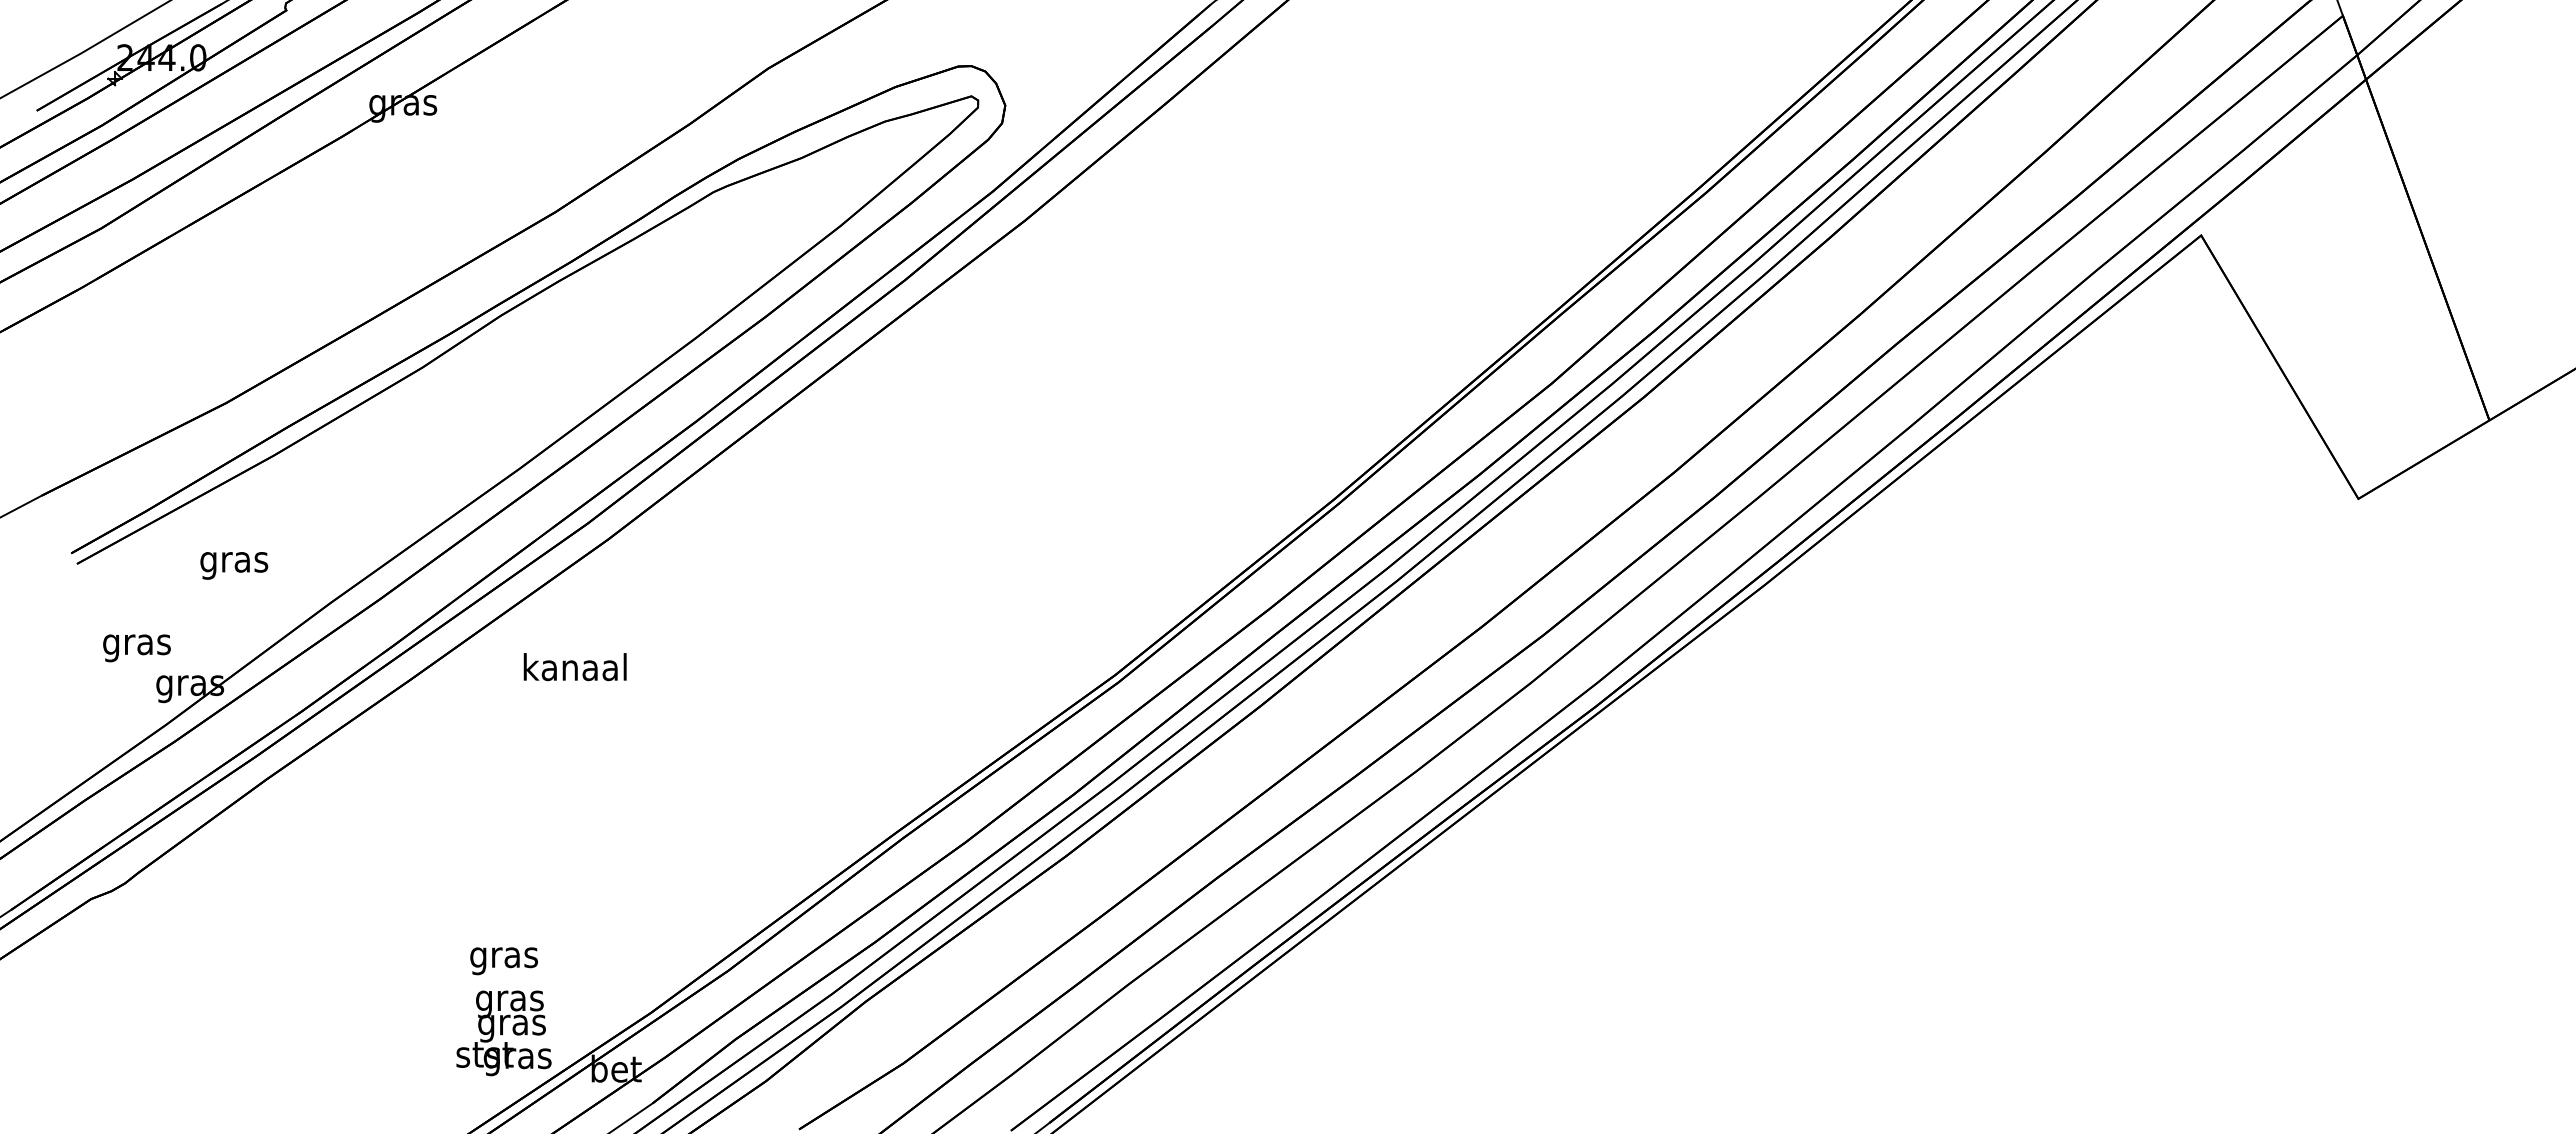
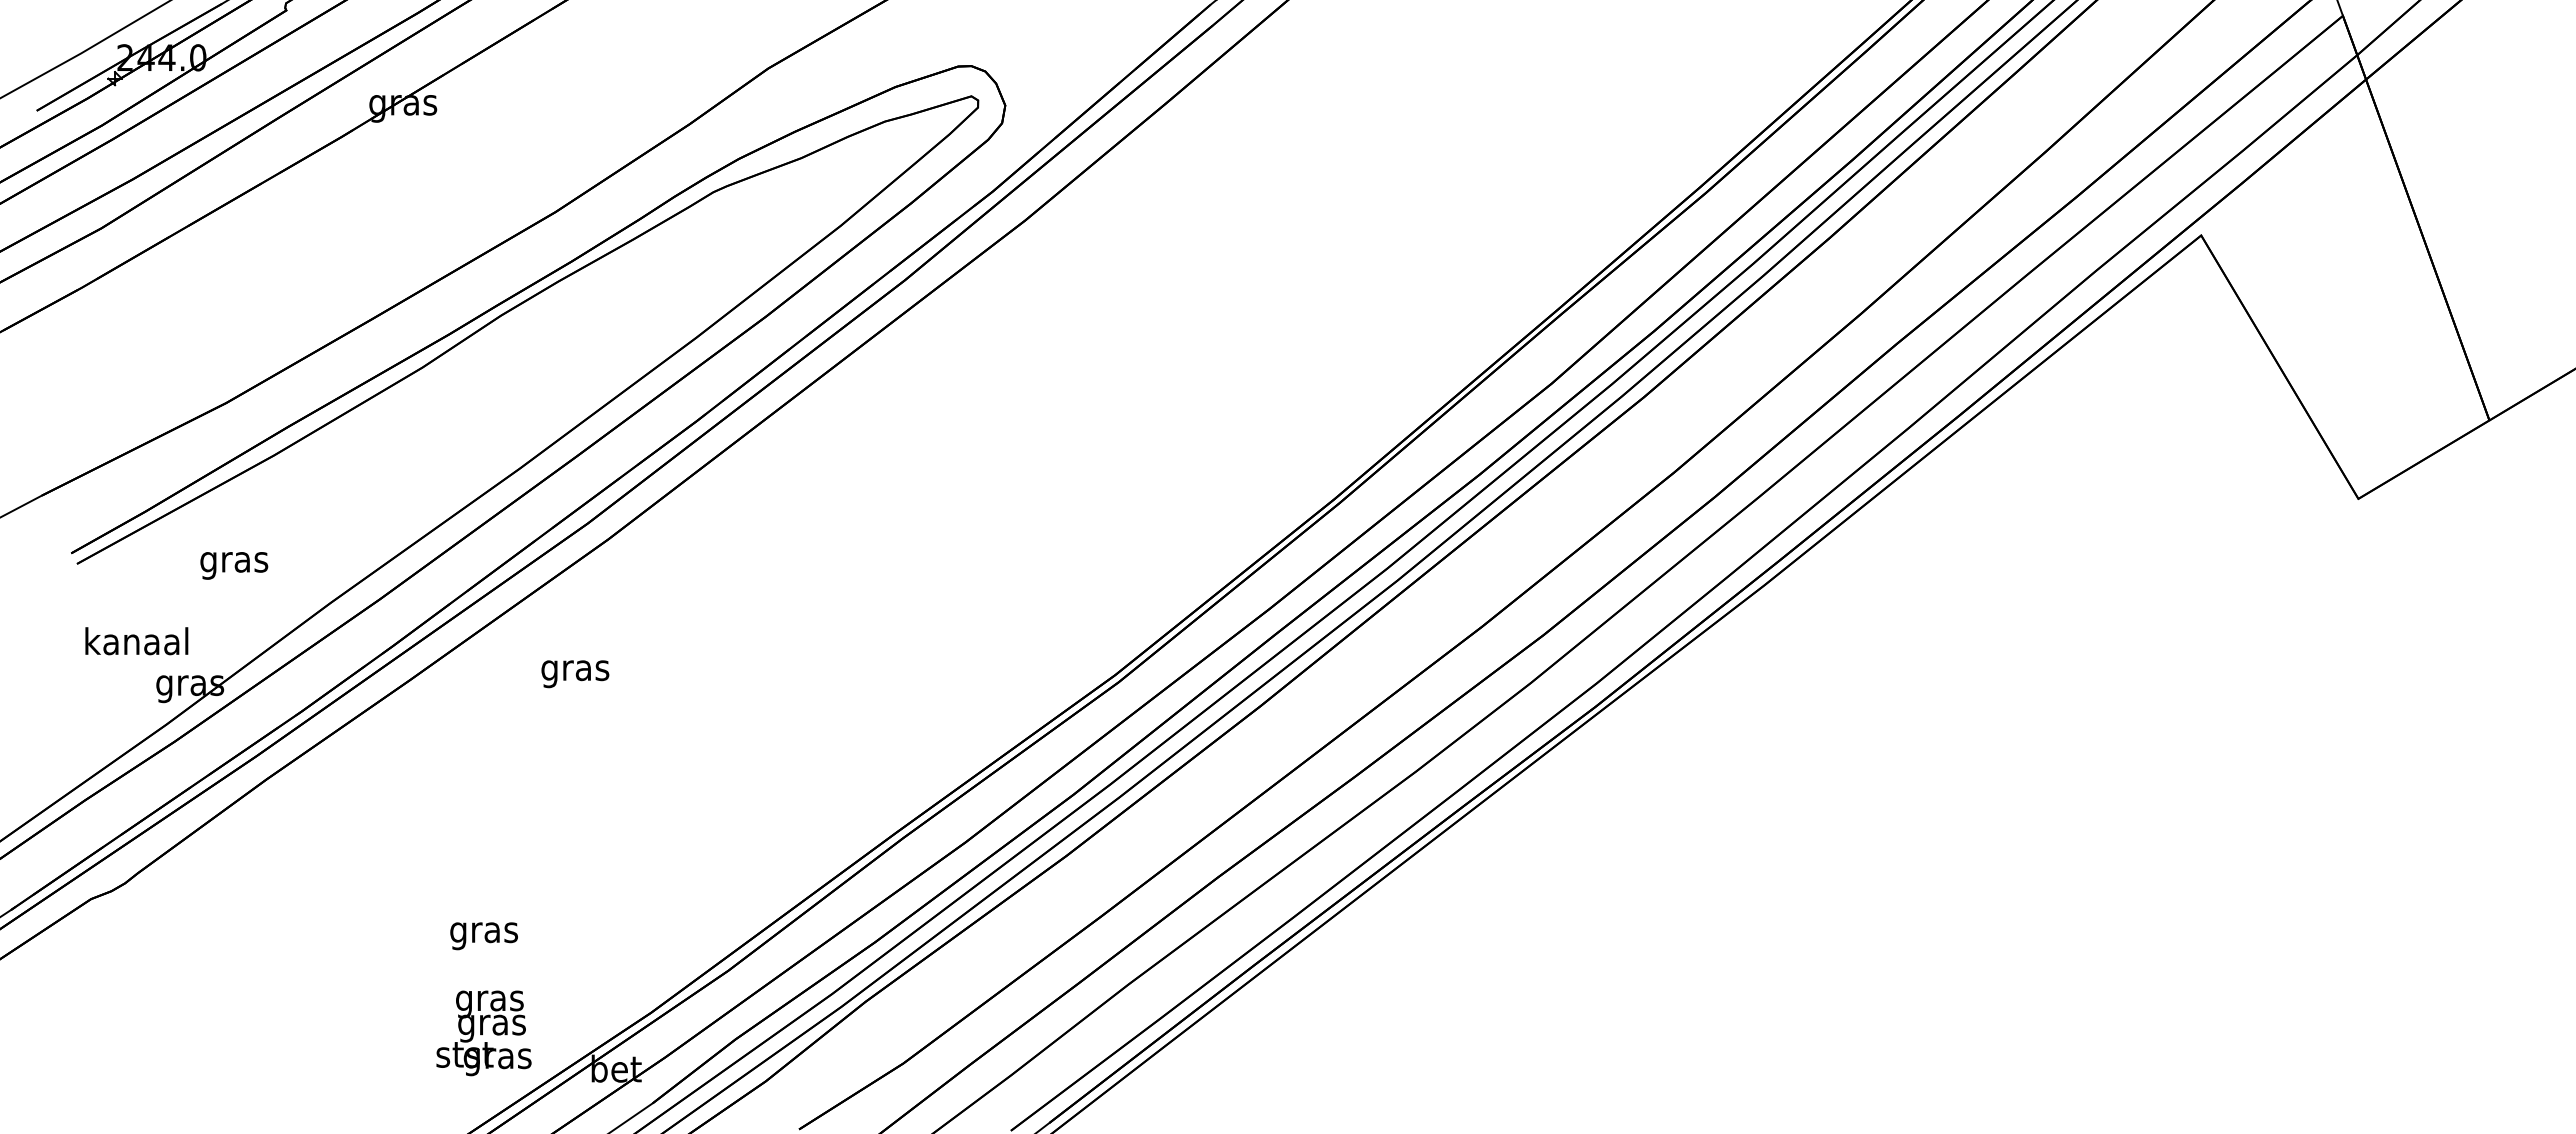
text: gras -> kanaal (136, 644)
text: kanaal -> gras (574, 670)
text position: (503, 961) -> (483, 936) (483, 936)
text position: (503, 1033) -> (483, 1033) (483, 1033)
